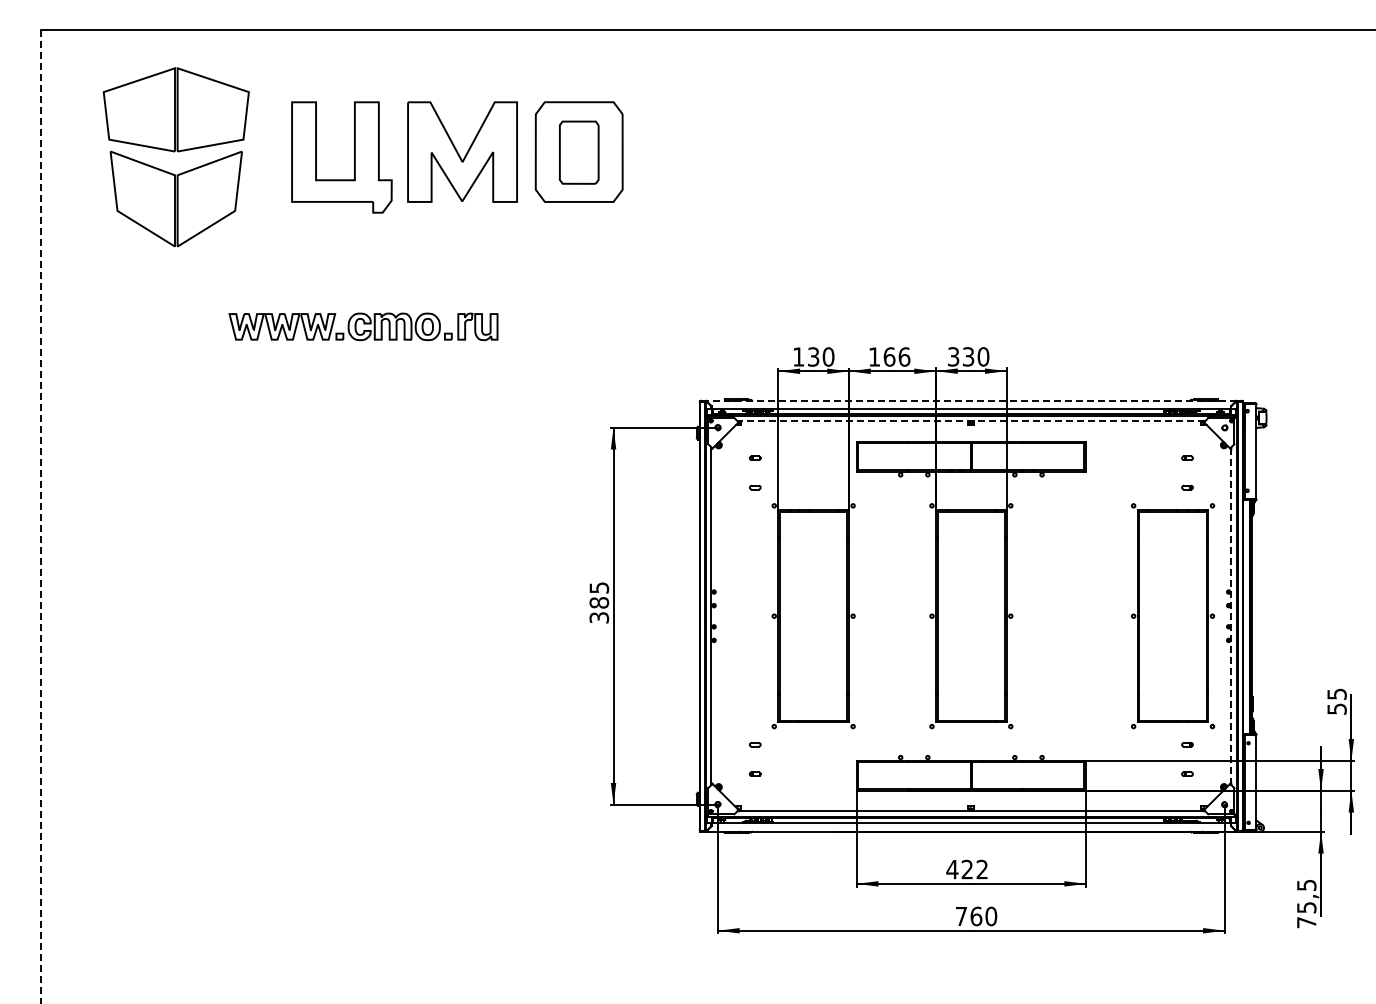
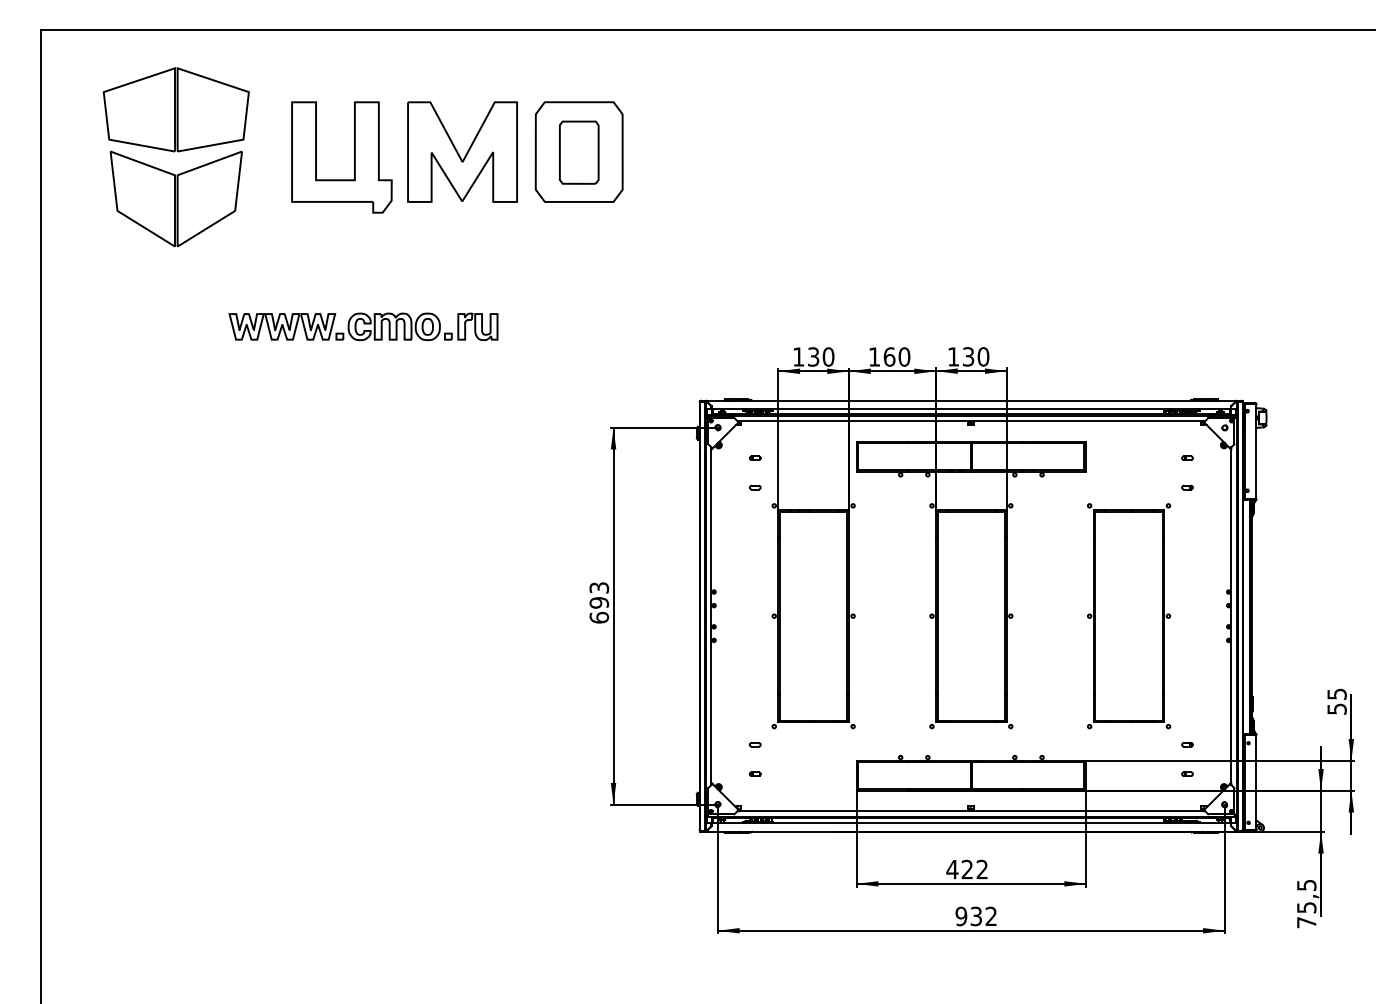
text: 166 -> 160 (904, 356)
text: 330 -> 130 (953, 356)
line: dashed -> solid (970, 400)
line: dashed -> solid (971, 421)
line: dashed -> solid (41, 516)
text: 385 -> 693 (599, 602)
part position: (1173, 616) -> (1129, 616) (1129, 616)
line: dashed -> solid (1231, 616)
text: 760 -> 932 (976, 916)
